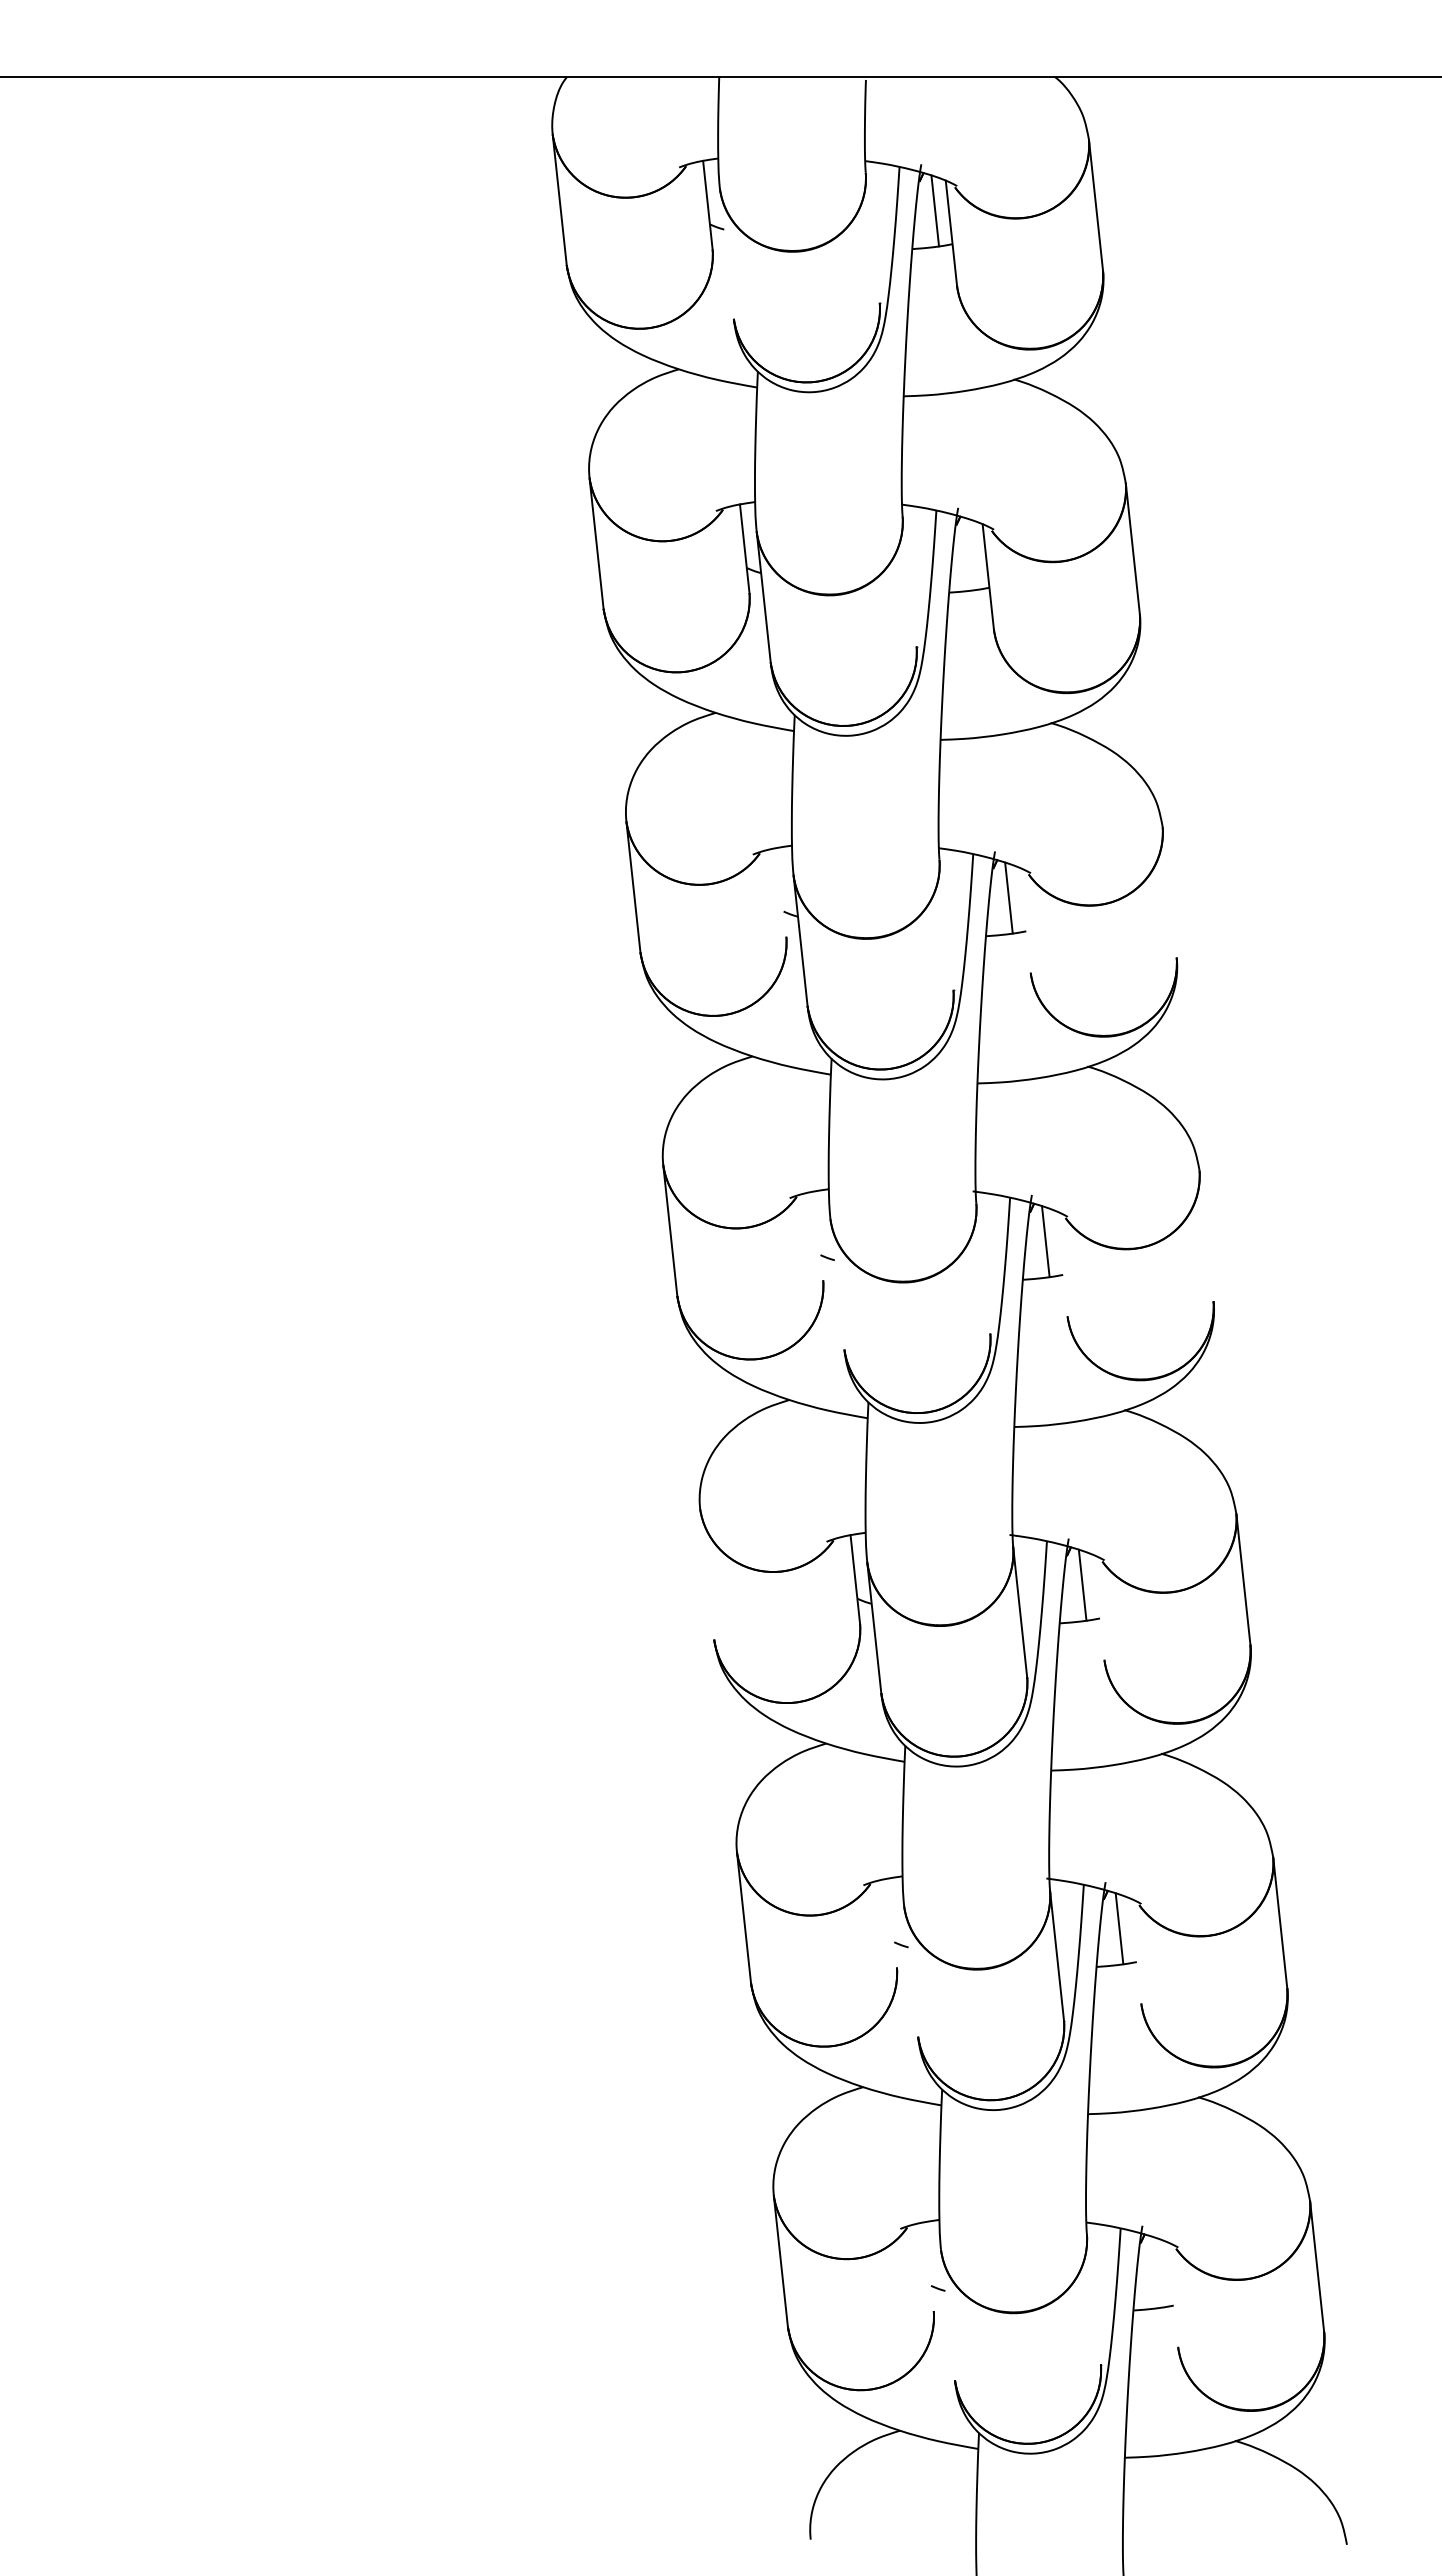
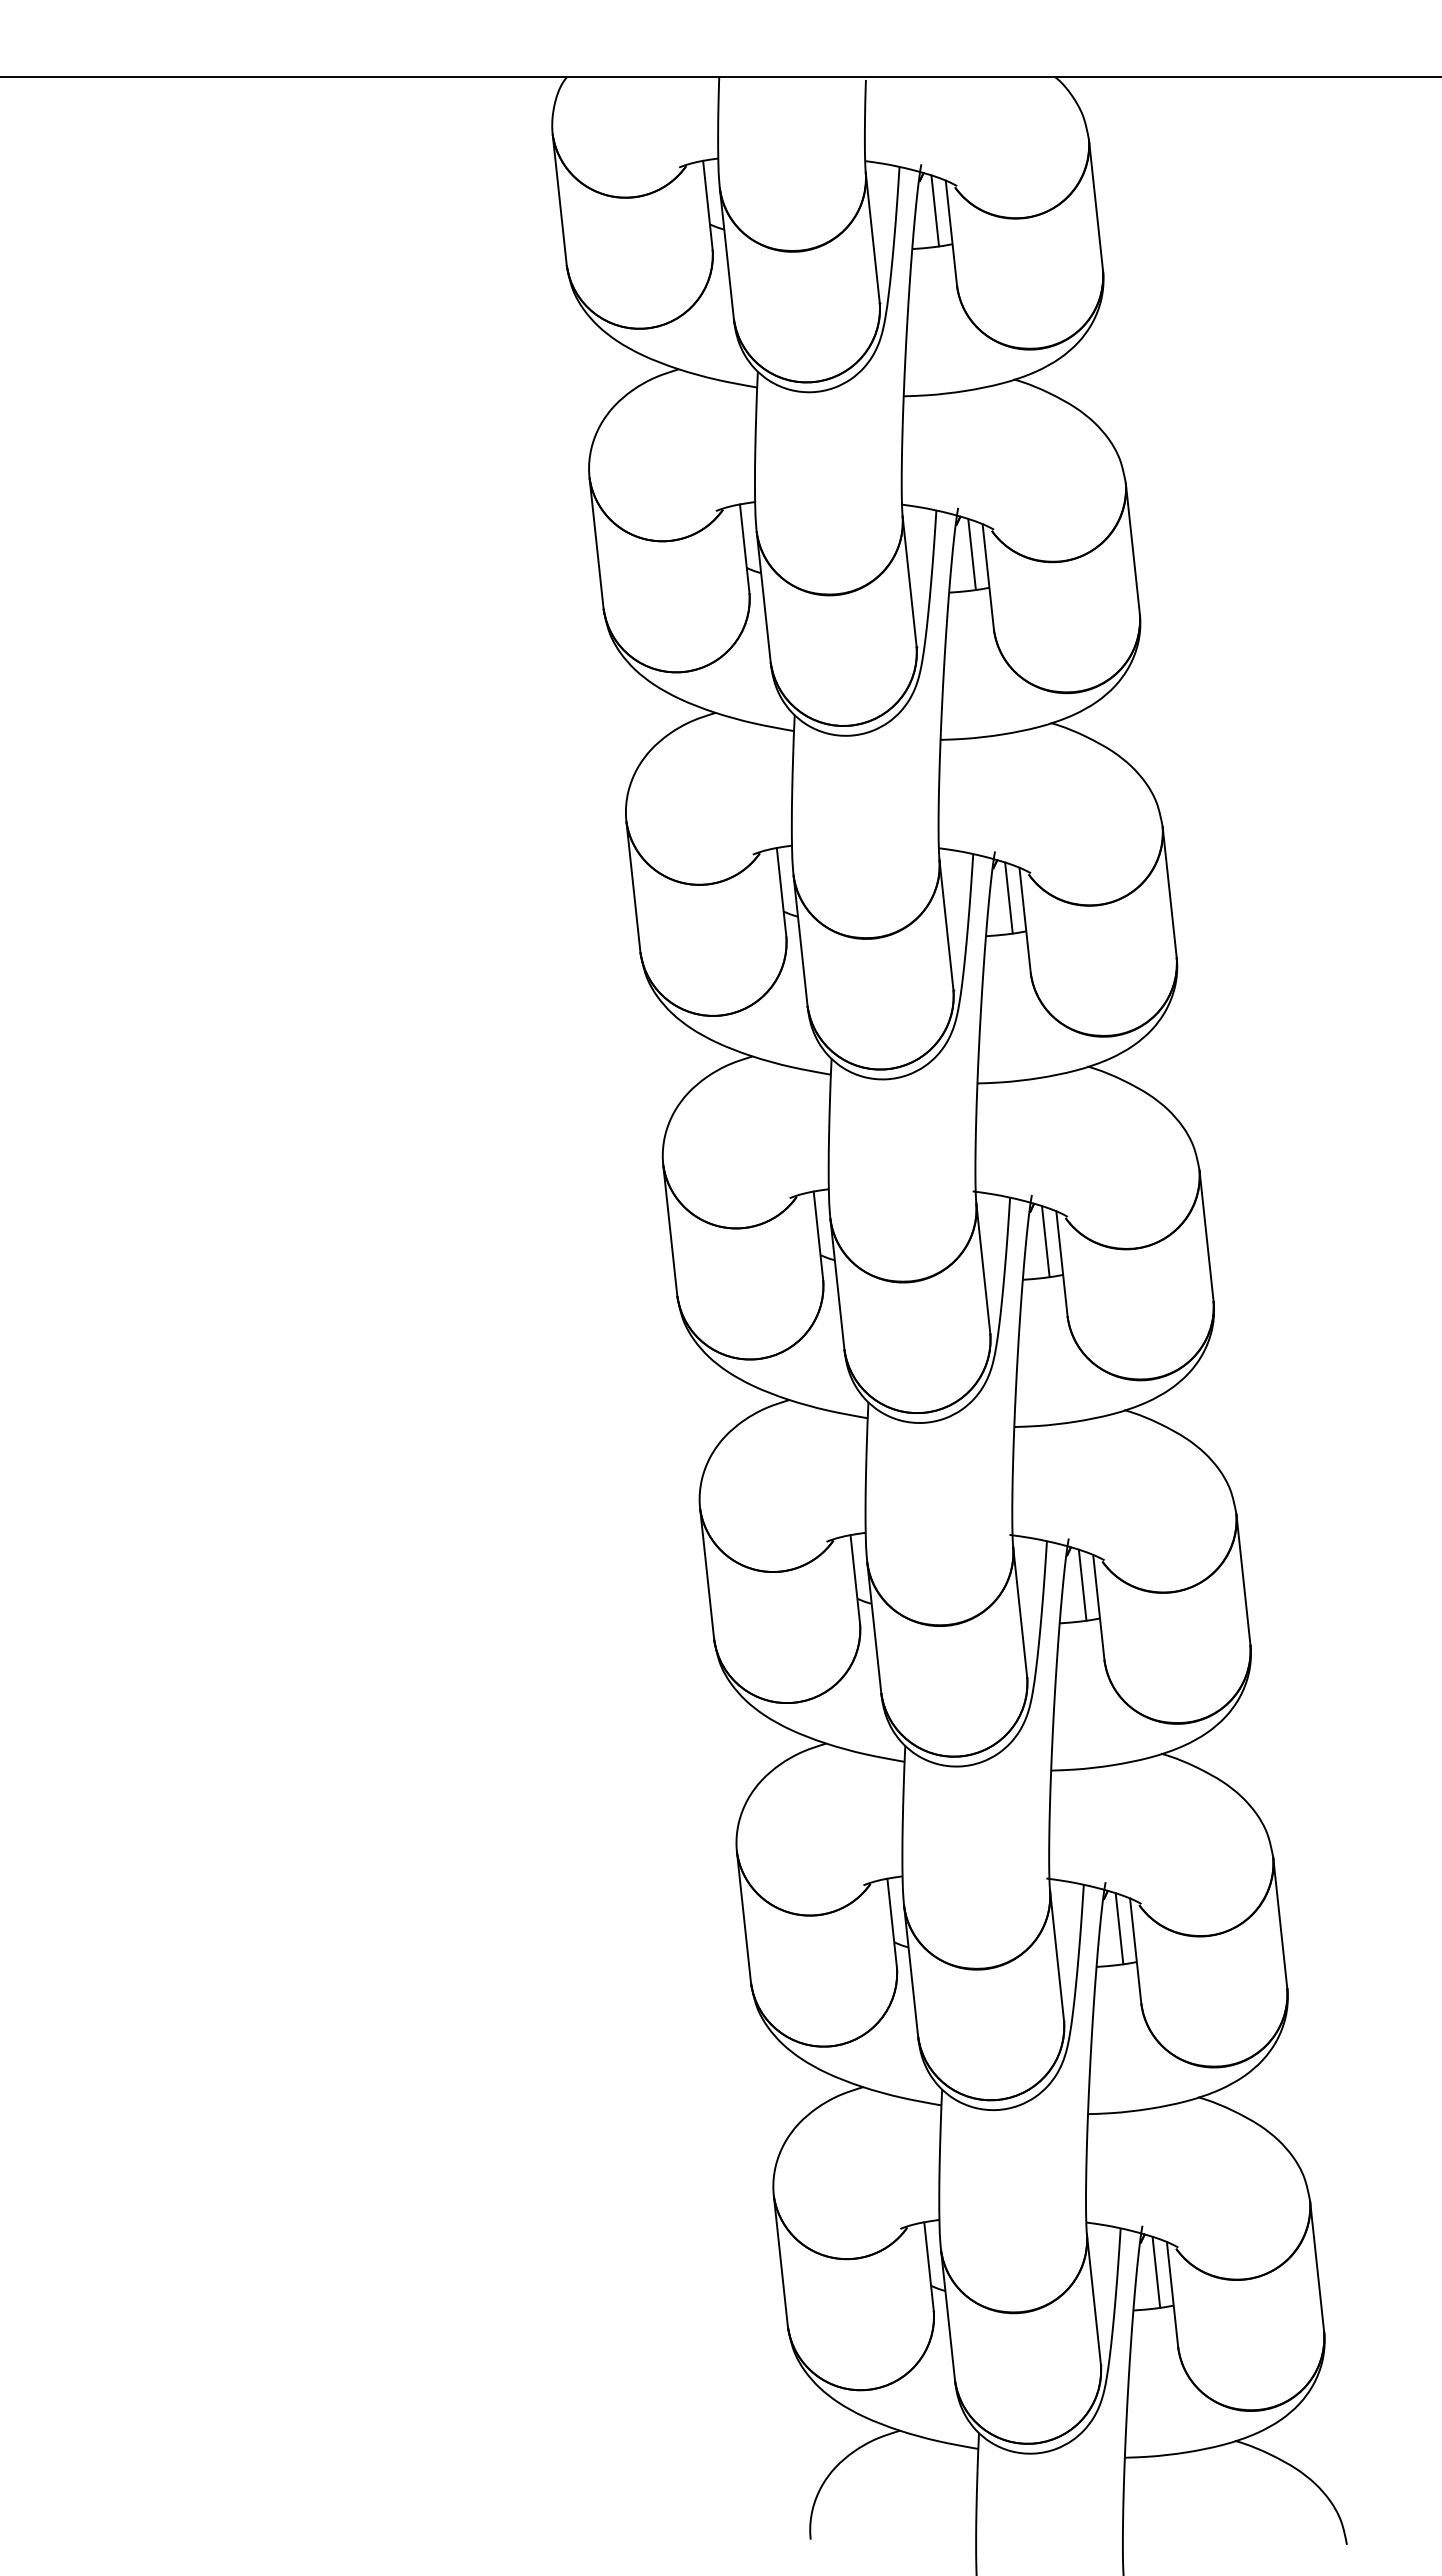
line: none -> present (872, 237)
line: none -> present (726, 253)
line: none -> present (971, 554)
line: none -> present (909, 581)
line: none -> present (781, 892)
line: none -> present (1169, 892)
line: none -> present (1024, 920)
line: none -> present (946, 924)
line: none -> present (818, 1235)
line: none -> present (1206, 1235)
line: none -> present (1061, 1263)
line: none -> present (983, 1268)
line: none -> present (837, 1284)
line: none -> present (707, 1573)
line: none -> present (1098, 1607)
line: none -> present (891, 1922)
line: none -> present (1135, 1950)
line: none -> present (911, 1971)
line: none -> present (928, 2266)
line: none -> present (1156, 2271)
line: none -> present (1172, 2294)
line: none -> present (1093, 2299)
line: none -> present (948, 2314)
